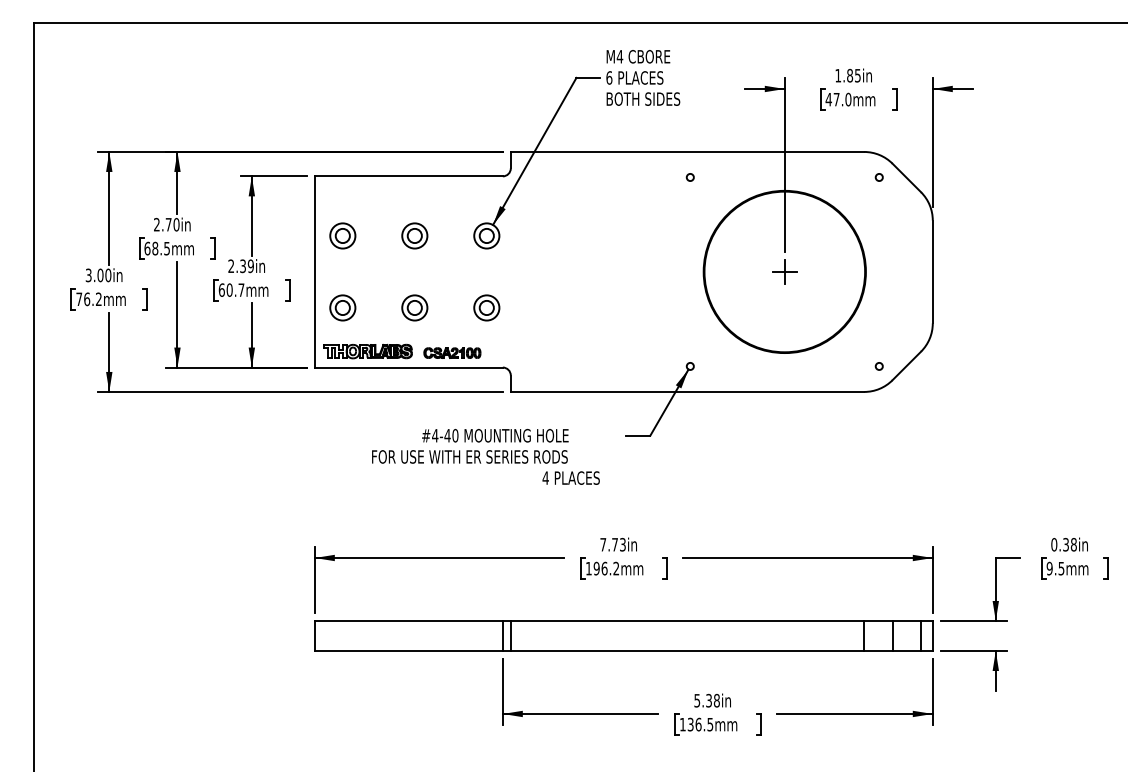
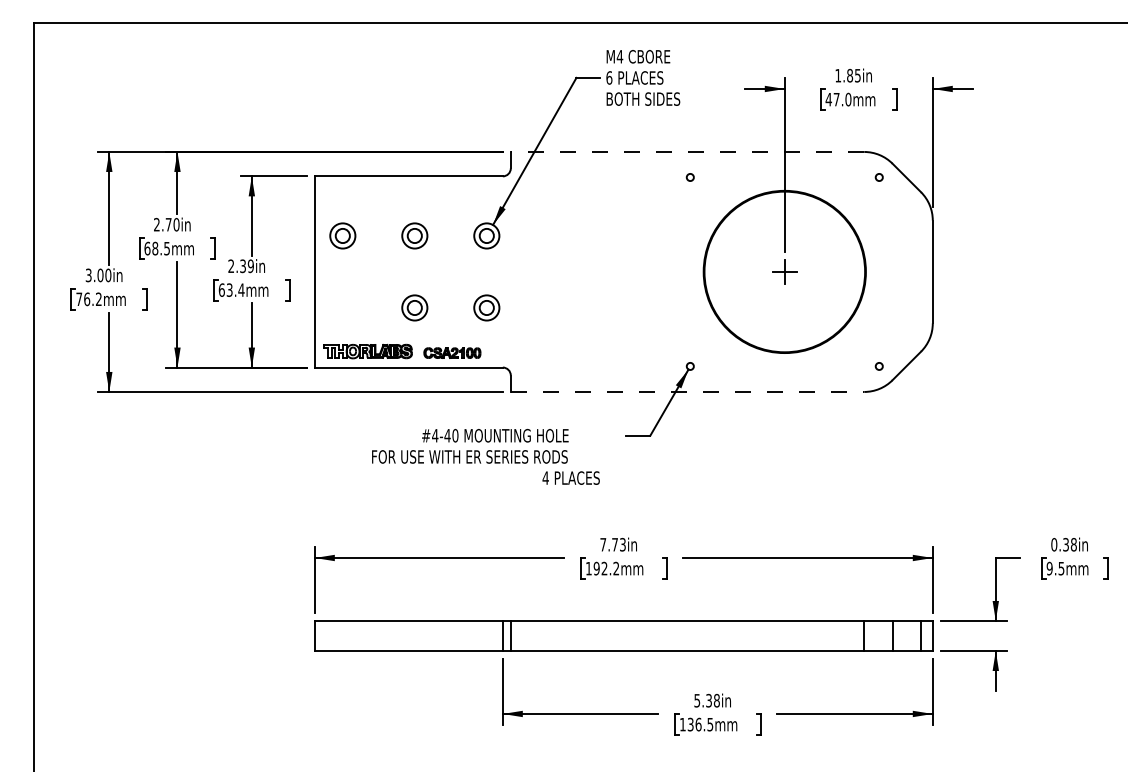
line: solid -> dashed (687, 151)
text: 60.7mm -> 63.4mm (235, 289)
part: present -> none (342, 307)
line: solid -> dashed (687, 391)
text: 196.2mm -> 192.2mm (604, 568)
